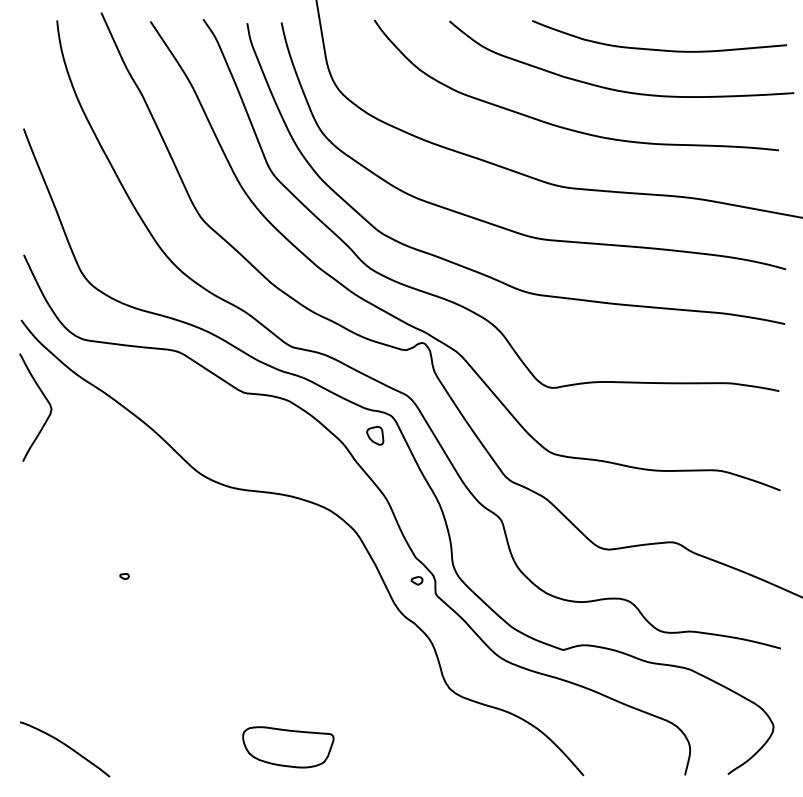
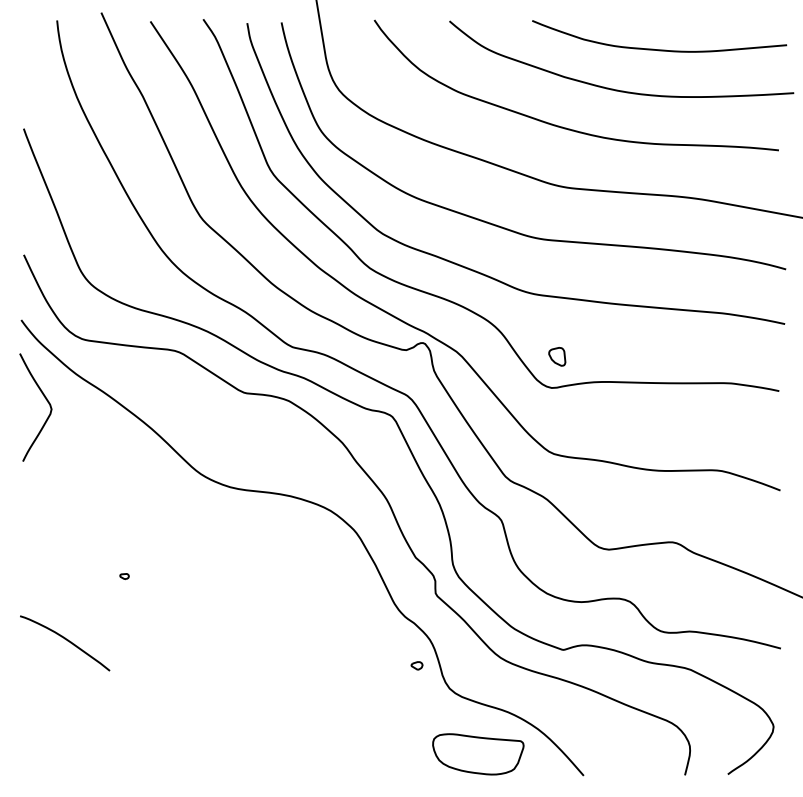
part position: (375, 435) -> (557, 356) (557, 356)
part position: (416, 580) -> (416, 665) (416, 665)
curve position: (67, 747) -> (67, 641) (67, 641)
part position: (288, 747) -> (478, 754) (478, 754)
